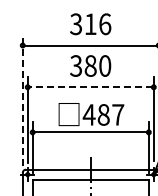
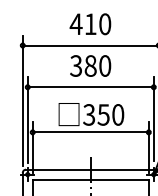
text: 316 -> 410 (90, 24)
line: dashed -> solid (90, 87)
line: dashed -> solid (22, 100)
text: 487 -> 350 (103, 114)
